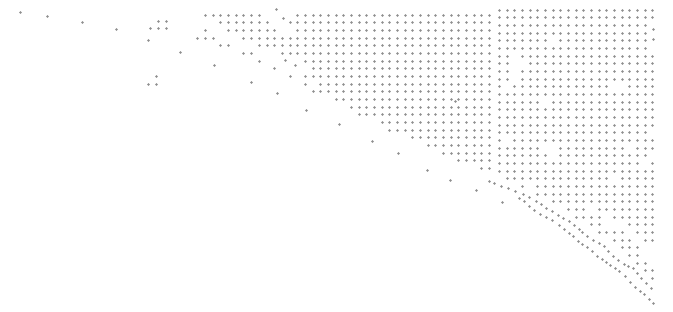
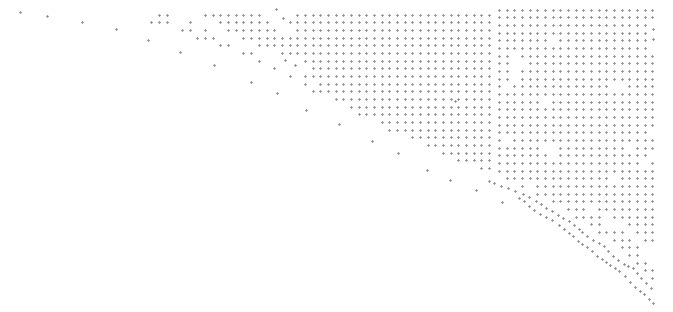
part position: (158, 24) -> (159, 18) (159, 18)
part position: (152, 80) -> (186, 26) (186, 26)
